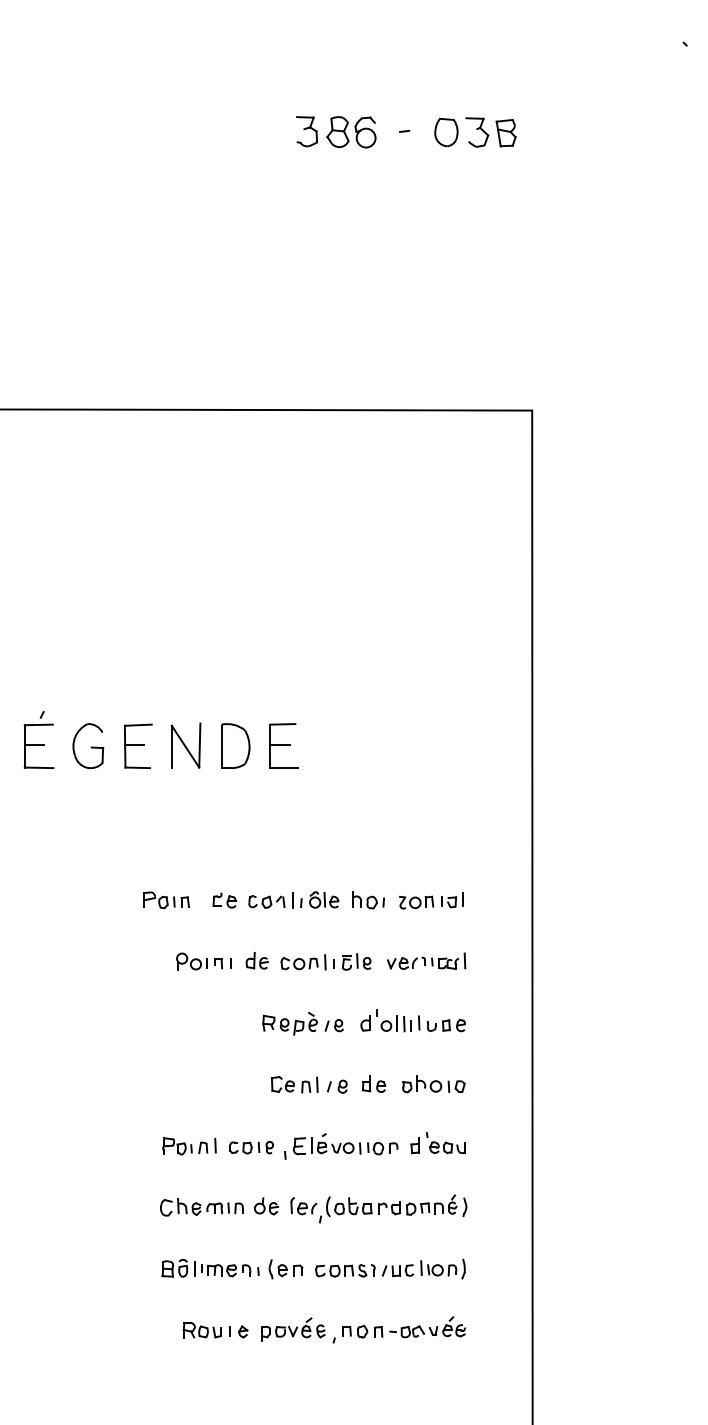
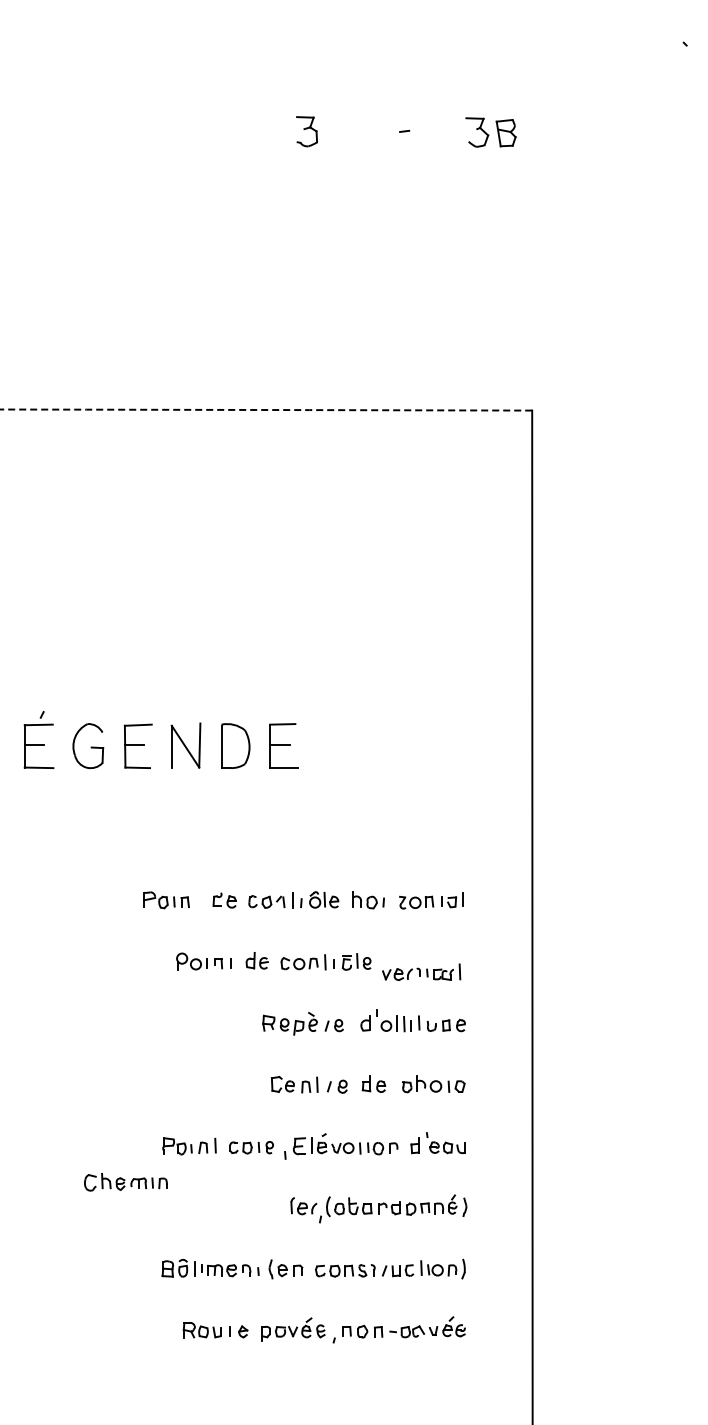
part: present -> none (351, 132)
part: present -> none (446, 132)
arc: solid -> dashed (266, 410)
part position: (426, 960) -> (421, 971) (421, 971)
part: present -> none (266, 1206)
part position: (201, 1207) -> (125, 1182) (125, 1182)
